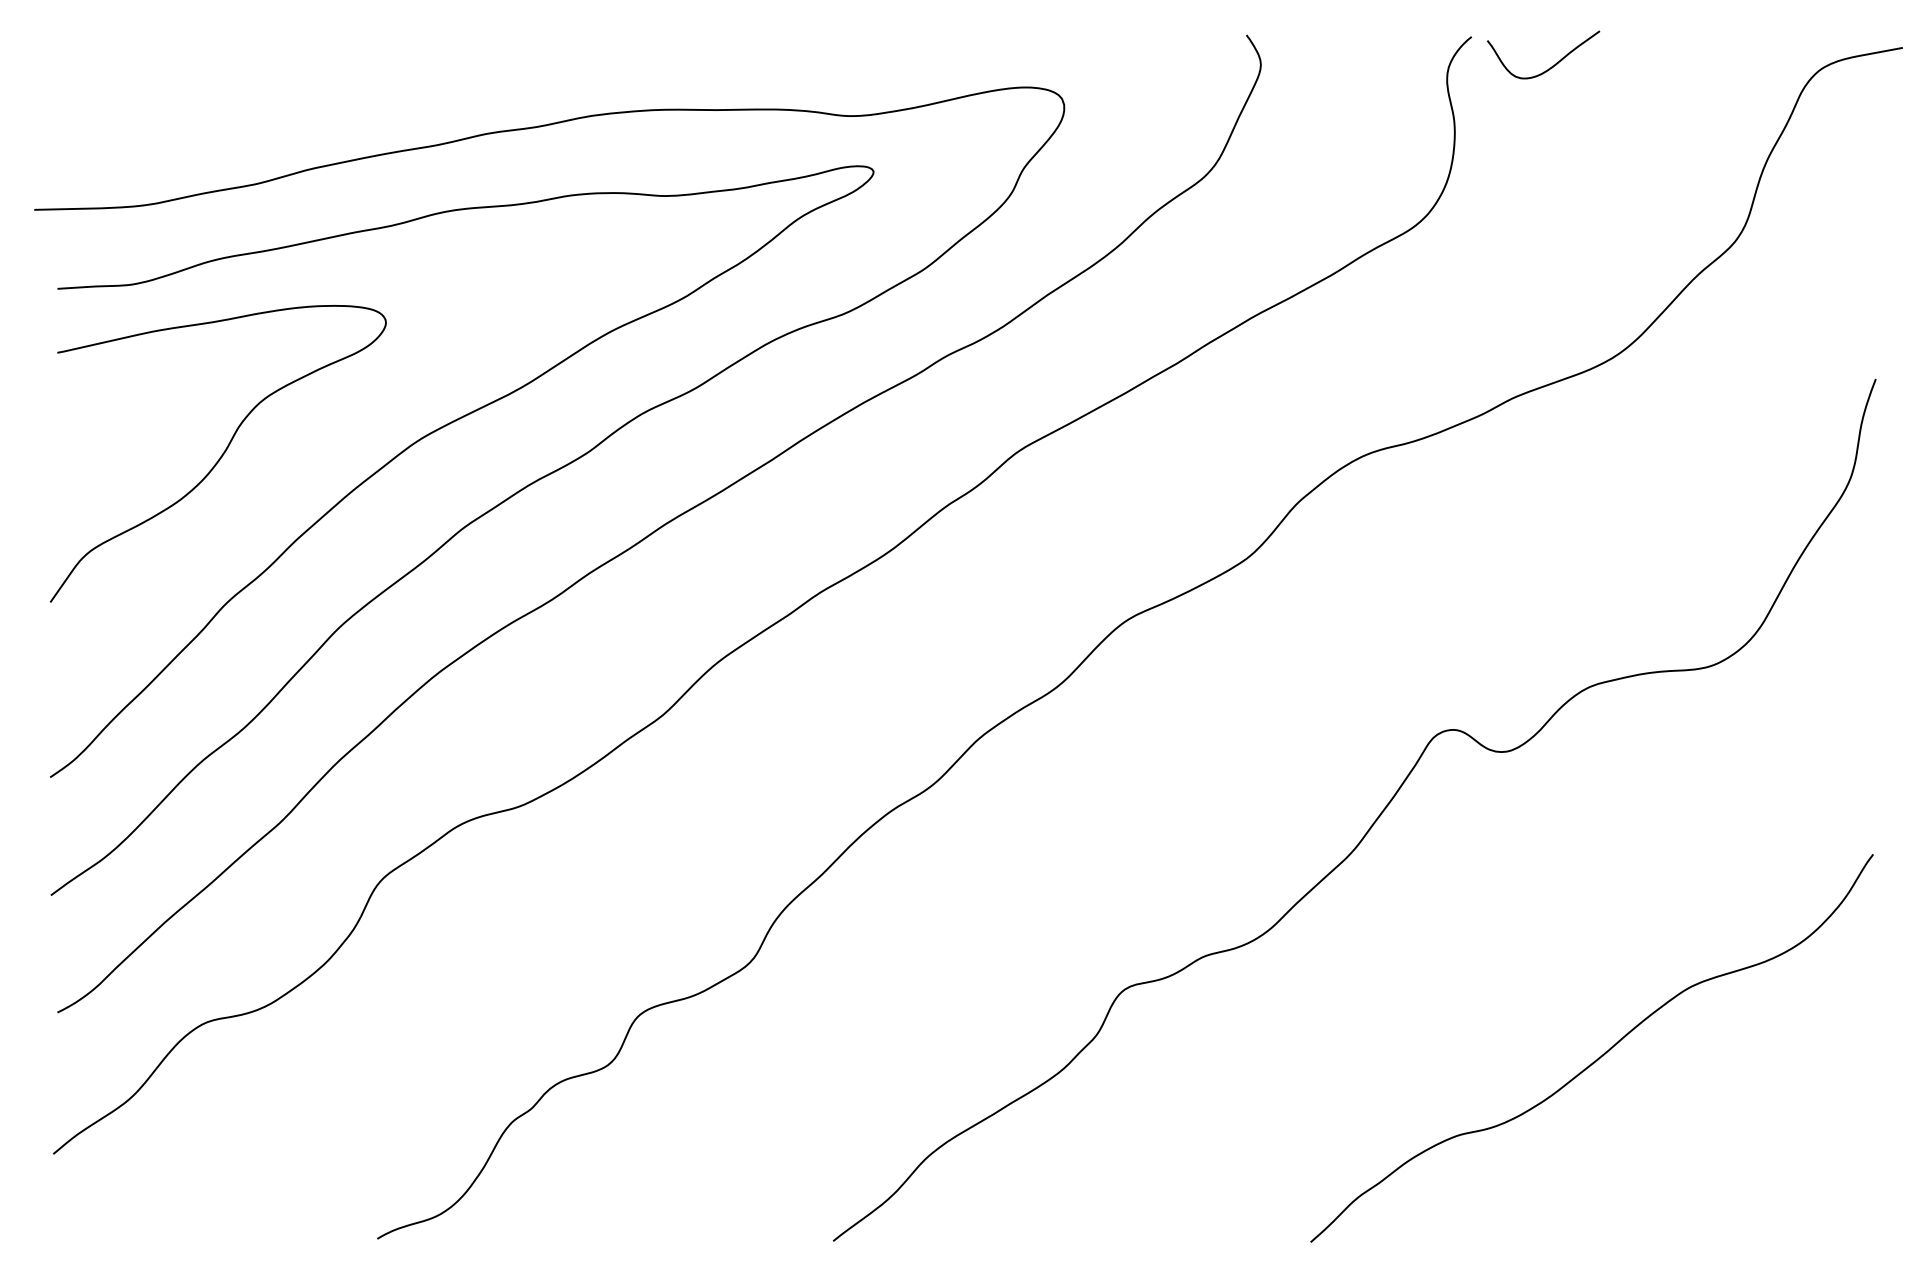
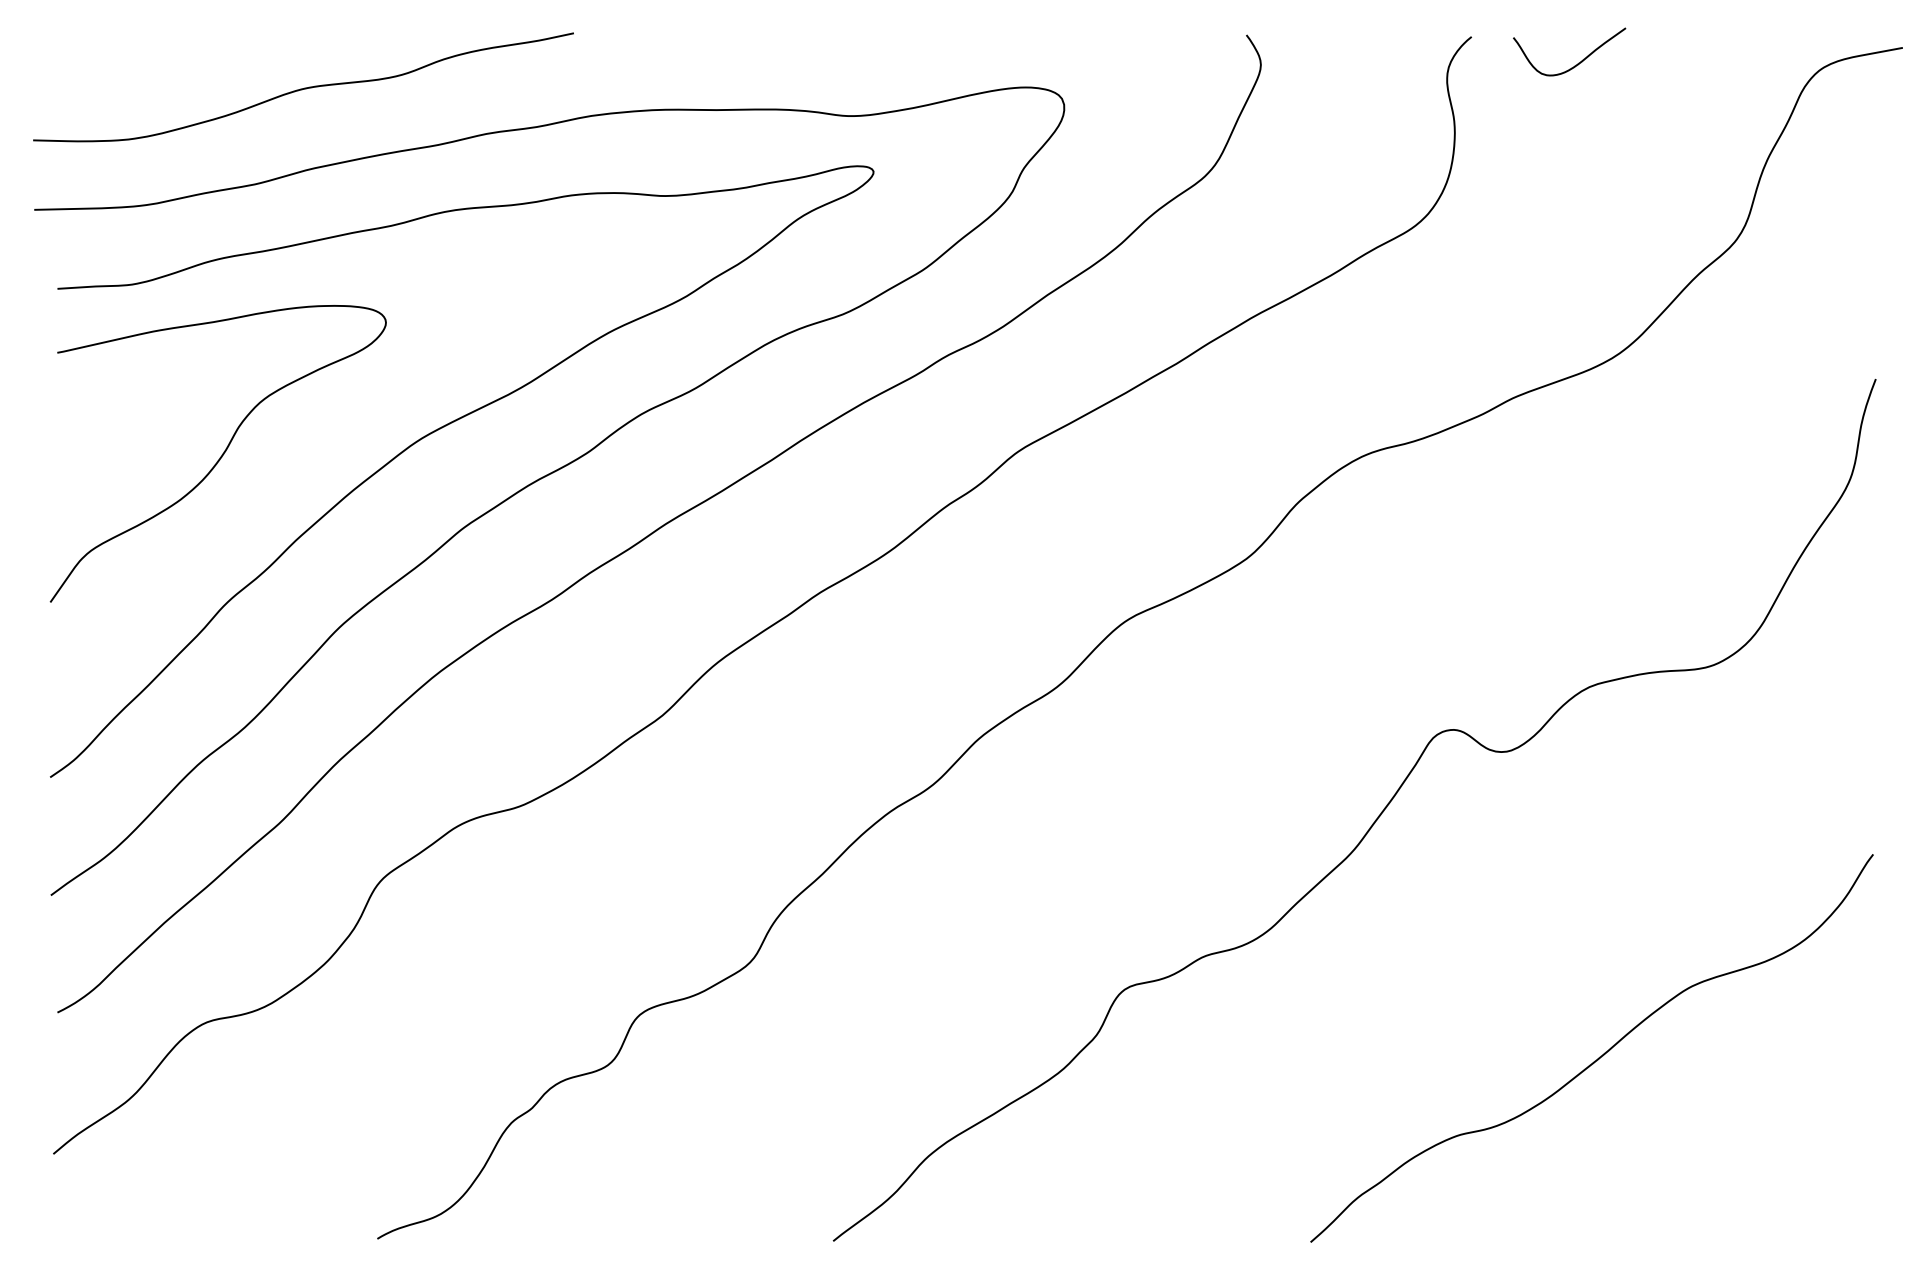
curve position: (1552, 65) -> (1578, 62) (1578, 62)
curve: none -> present (304, 87)
